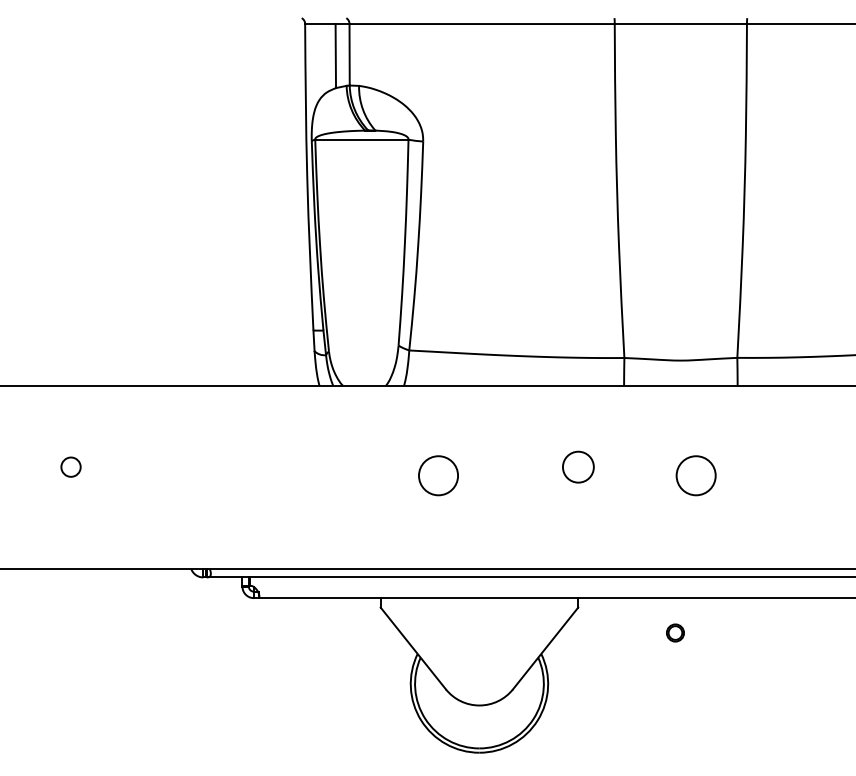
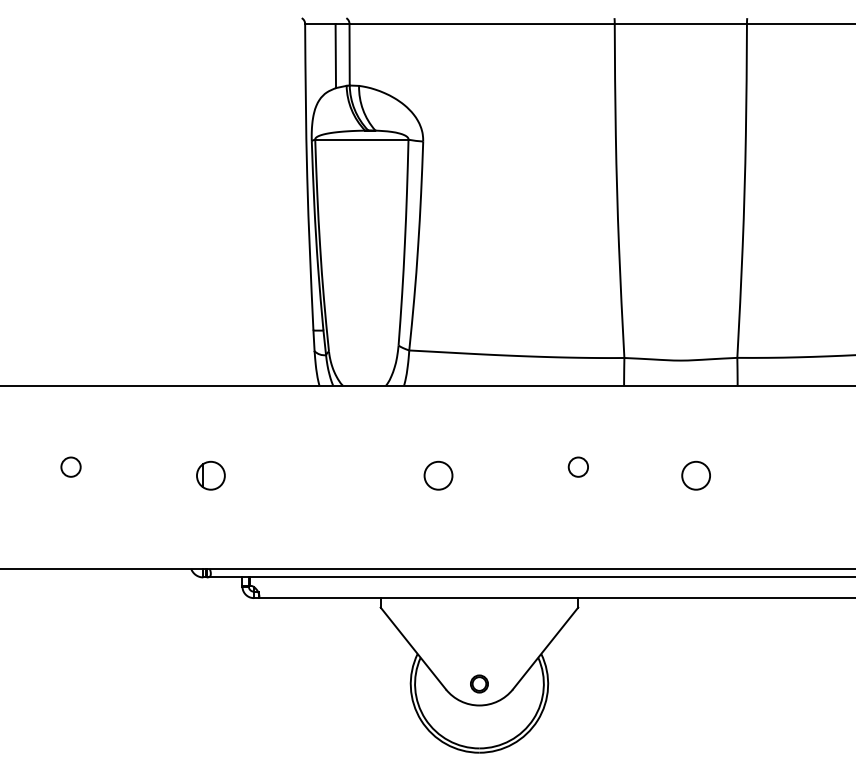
circle diameter: 31 px -> 19 px (578, 466)
part: none -> present (210, 475)
circle diameter: 39 px -> 28 px (438, 475)
circle diameter: 39 px -> 28 px (696, 475)
circle position: (675, 632) -> (479, 683) (479, 683)
